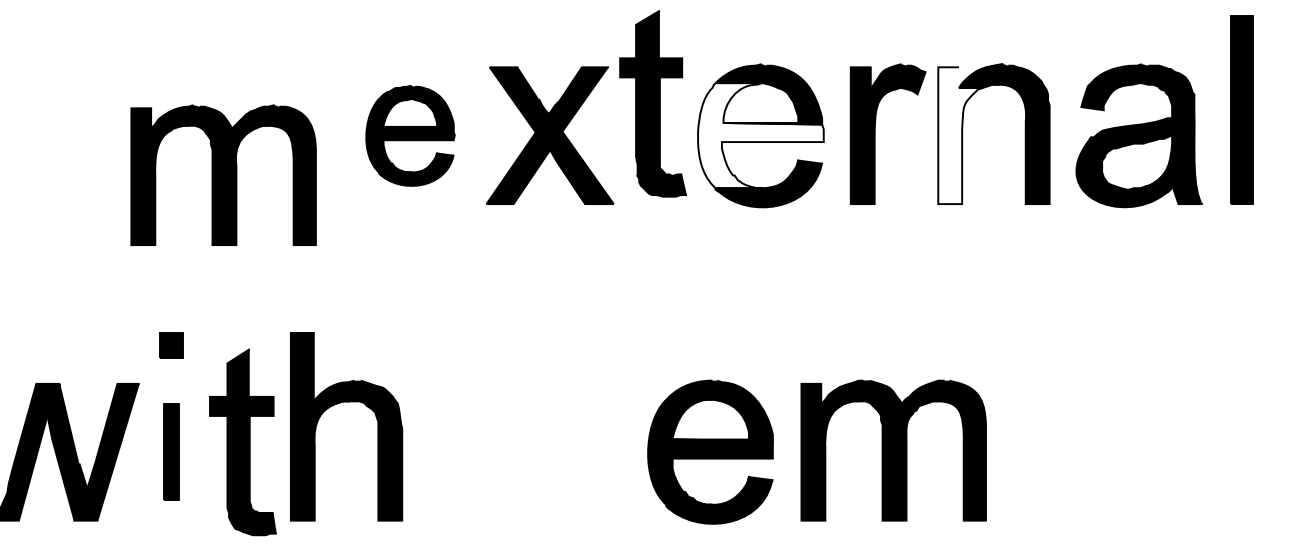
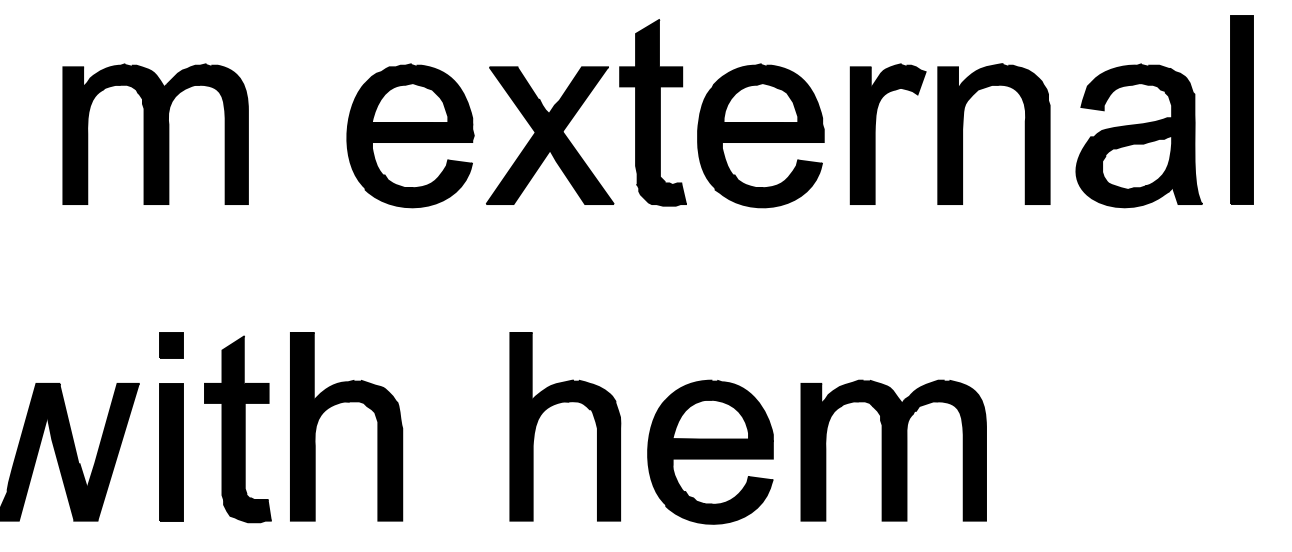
part position: (652, 103) -> (652, 112) (652, 112)
part size: 91x102 px -> 129x146 px (410, 135)
fill: none -> present (760, 135)
fill: none -> present (960, 135)
part position: (223, 174) -> (155, 133) (155, 133)
part: none -> present (560, 403)
part position: (242, 442) -> (237, 429) (237, 429)
part size: 17x98 px -> 25x139 px (171, 452)
